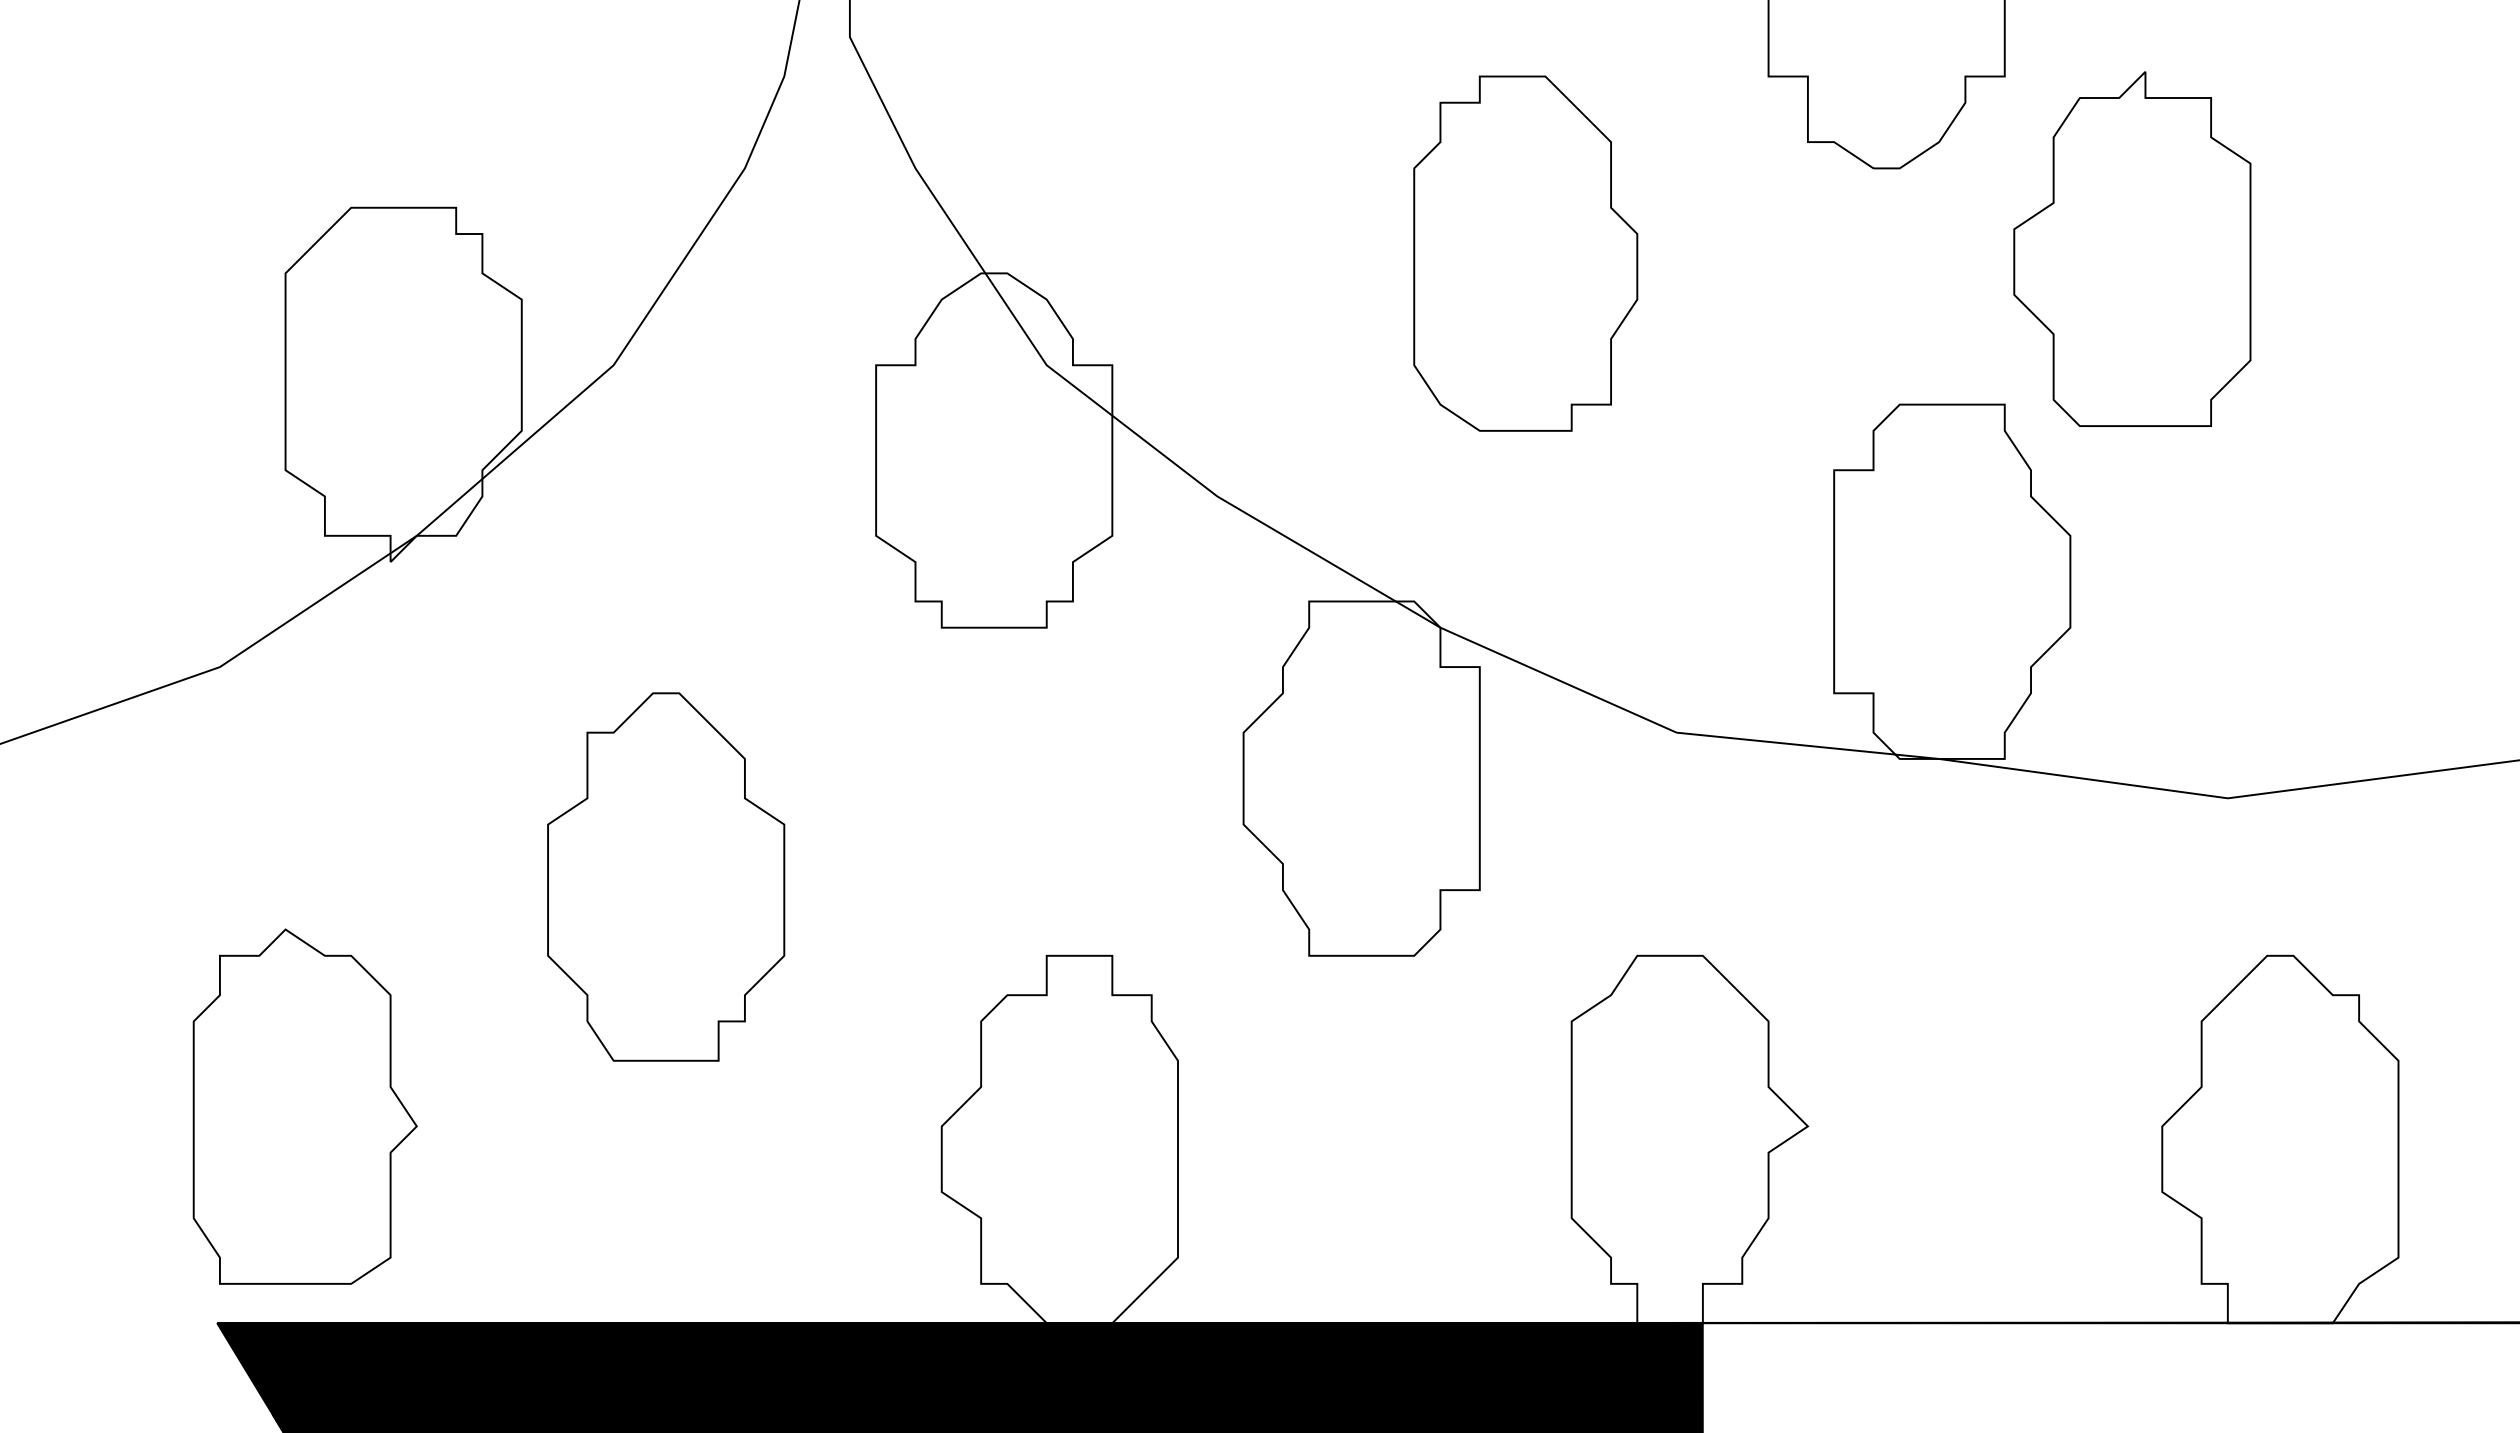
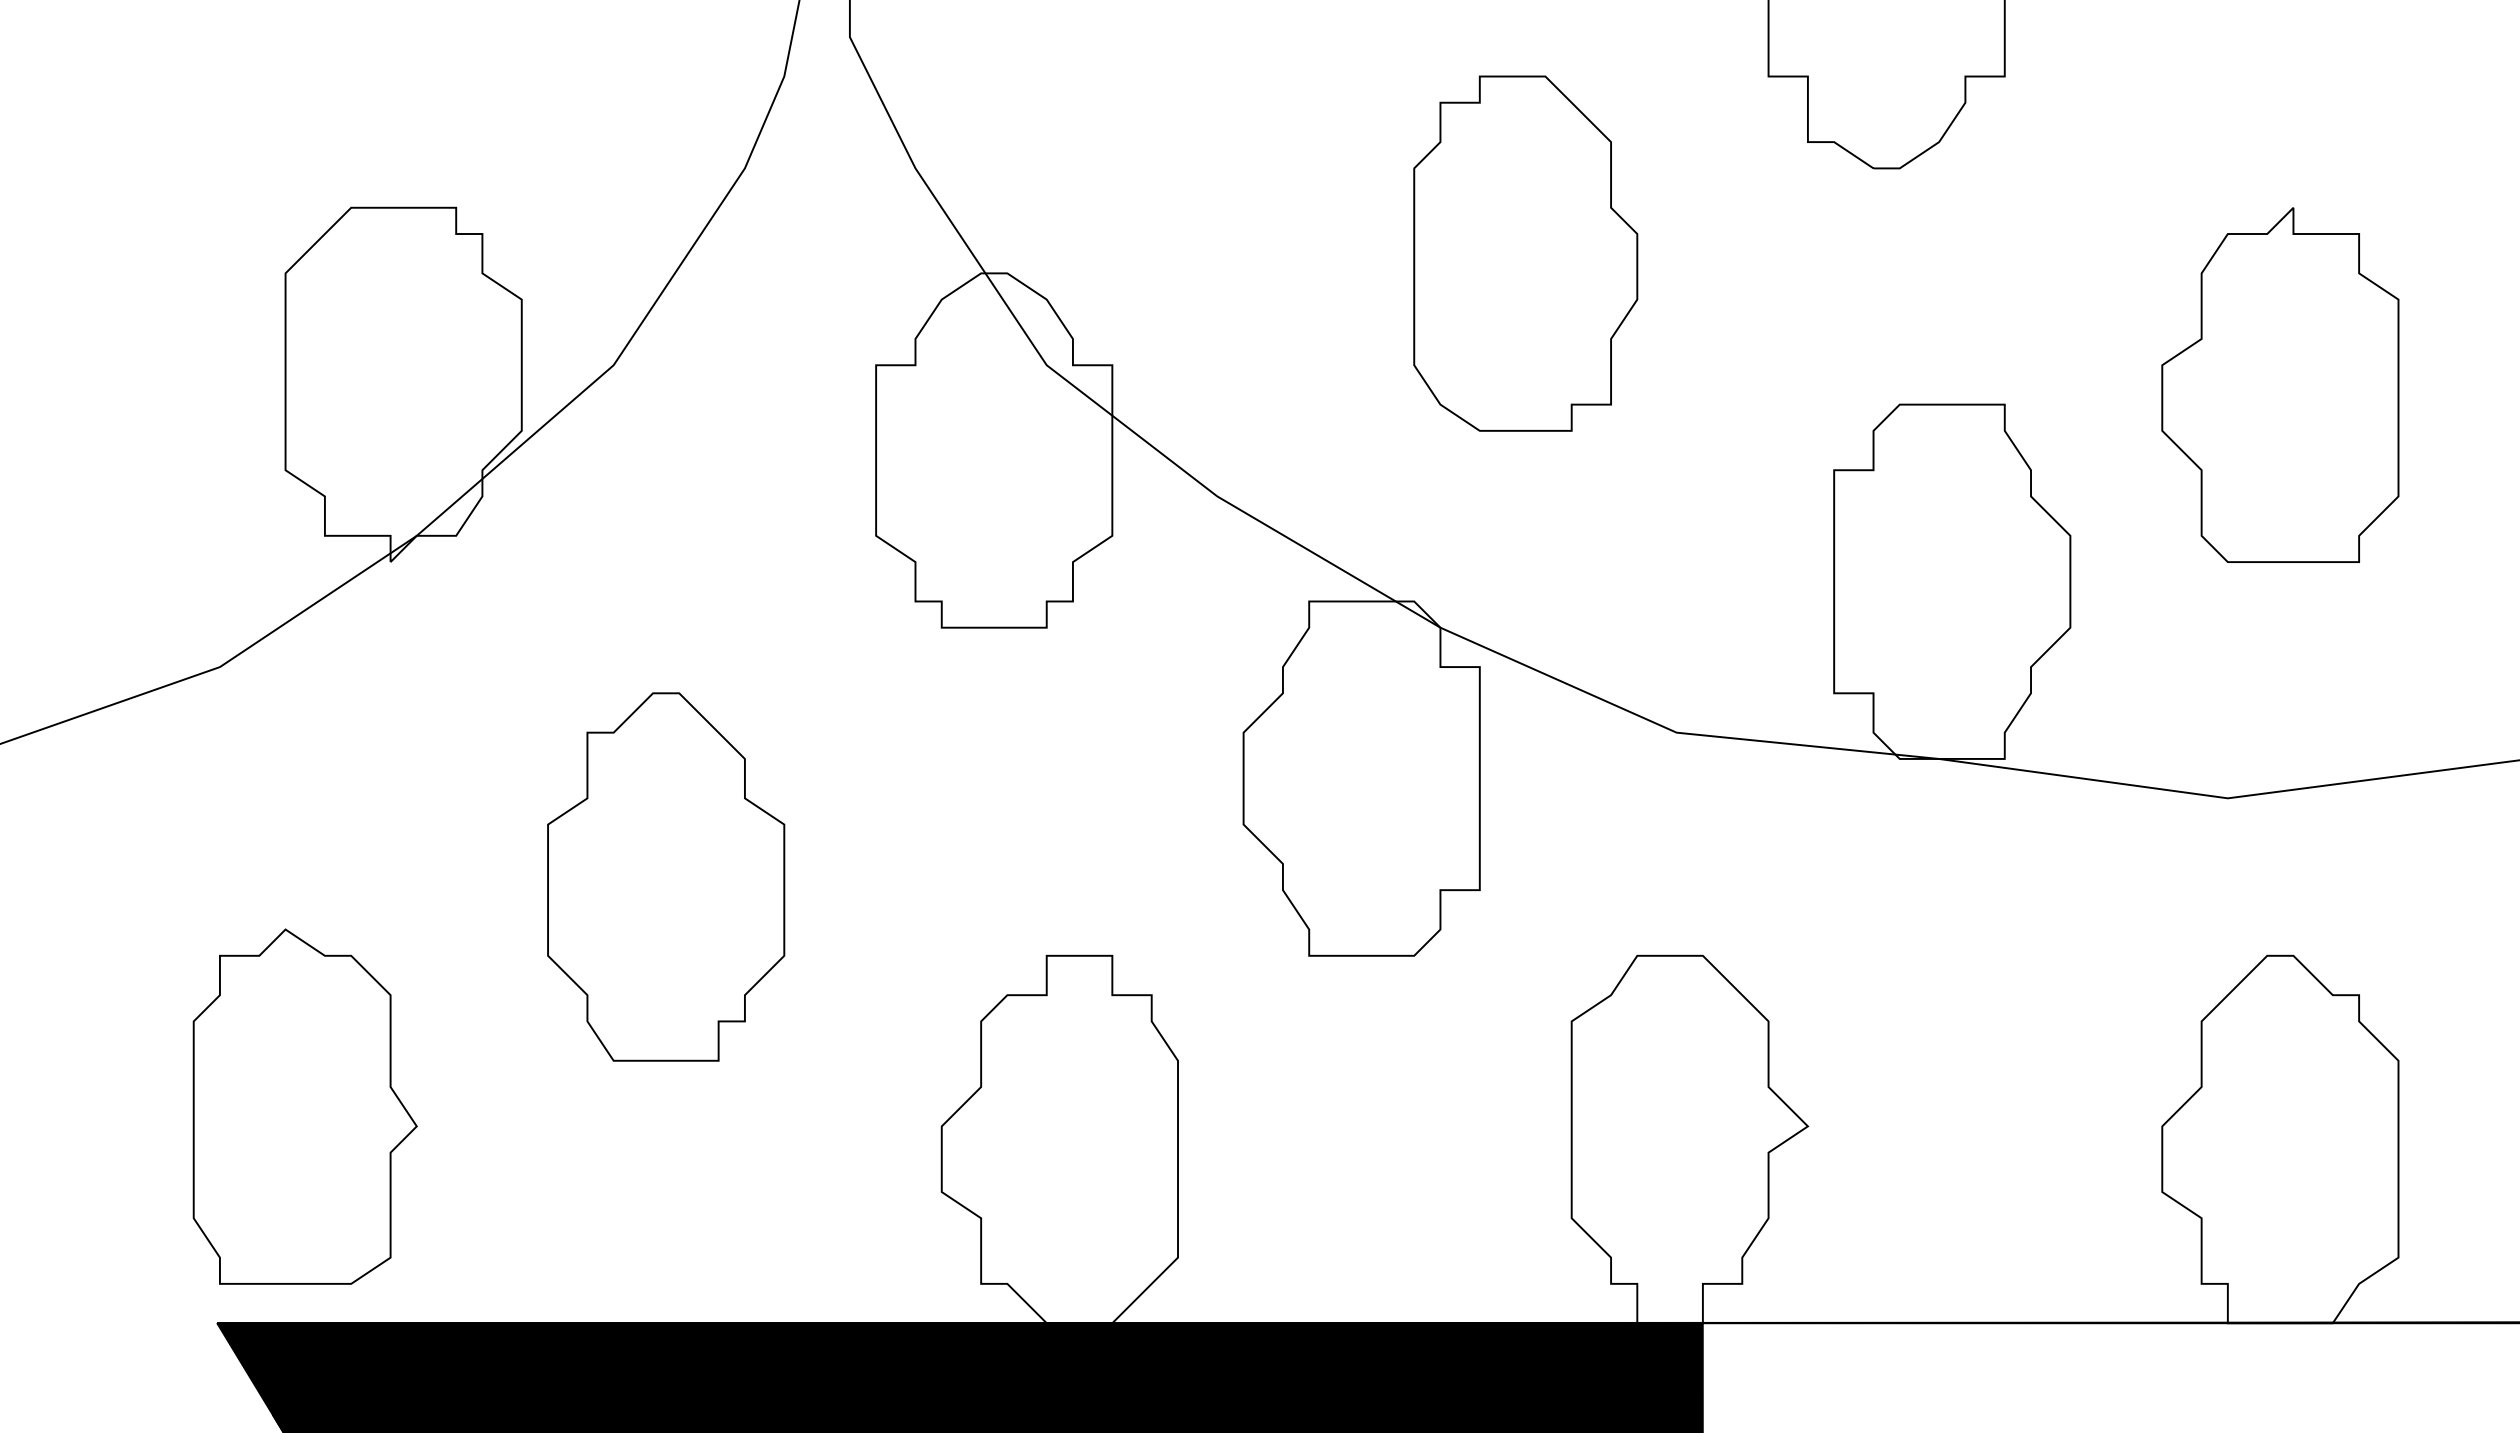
part position: (2132, 248) -> (2280, 384) (2280, 384)
